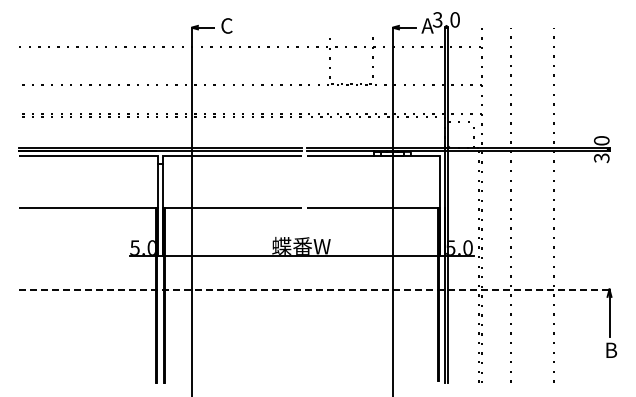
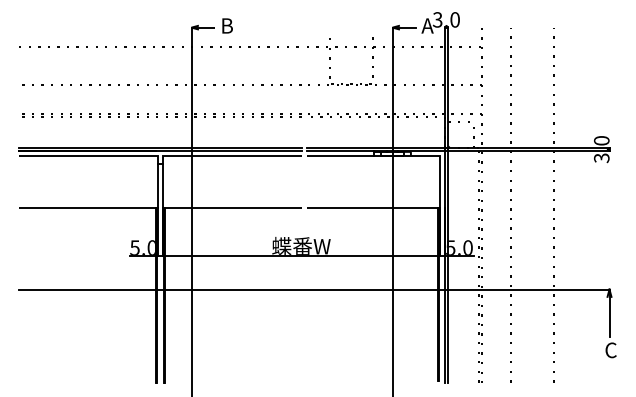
text: C -> B (226, 25)
line: dashed -> solid (314, 289)
text: B -> C (611, 350)
